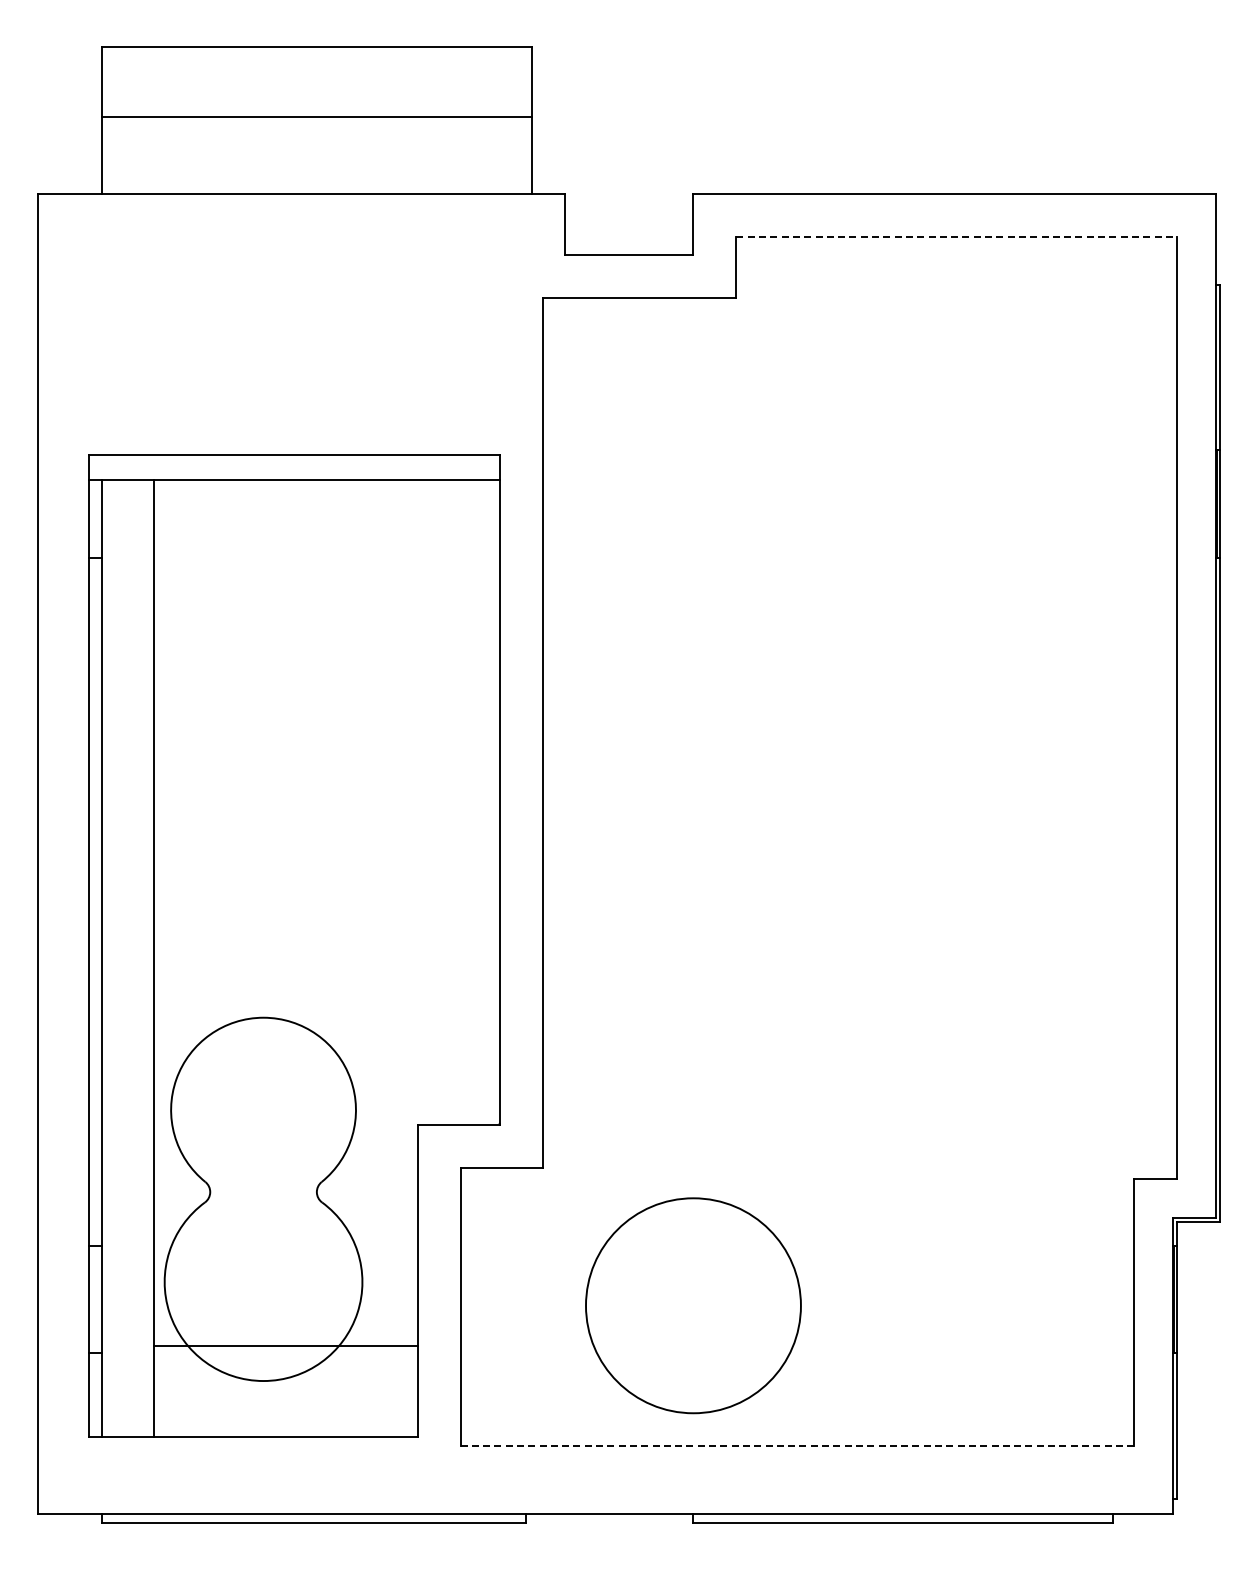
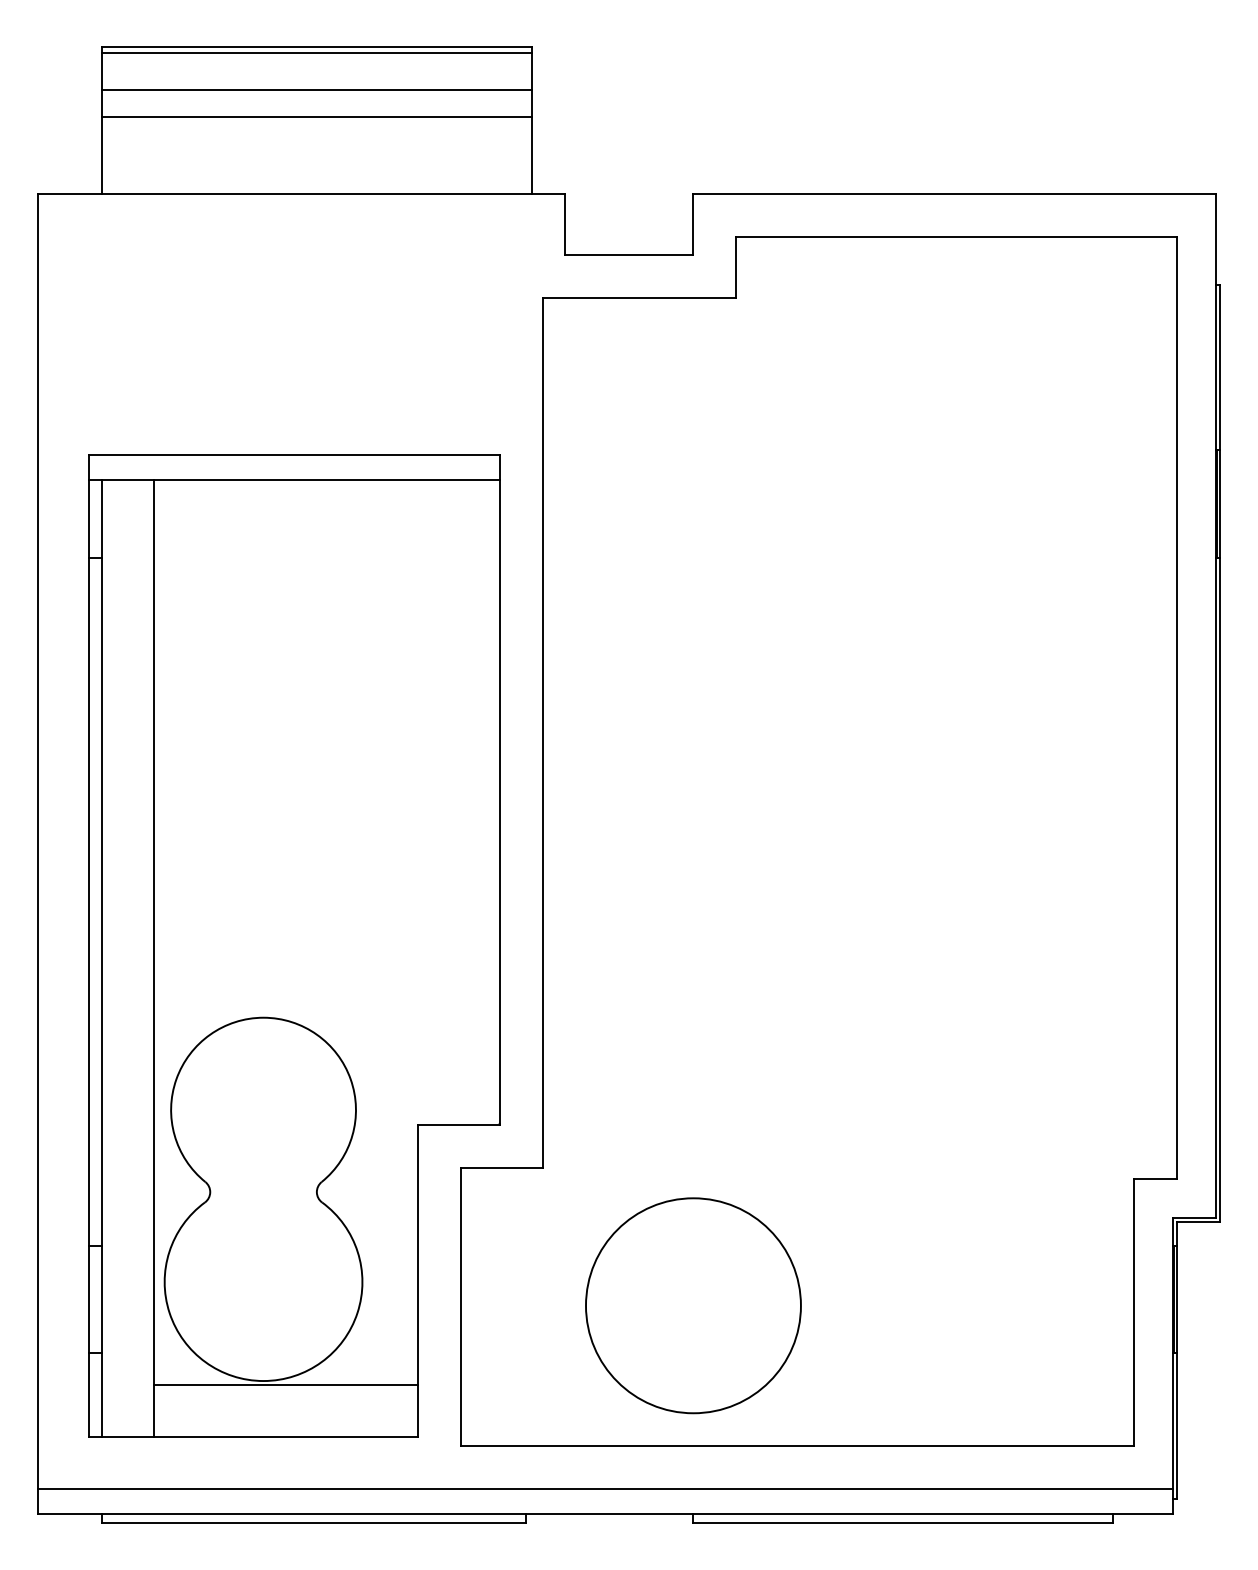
line: none -> present (317, 52)
line: none -> present (317, 90)
line: dashed -> solid (957, 237)
line position: (285, 1346) -> (285, 1385) (285, 1385)
line: dashed -> solid (797, 1445)
line: none -> present (604, 1488)
